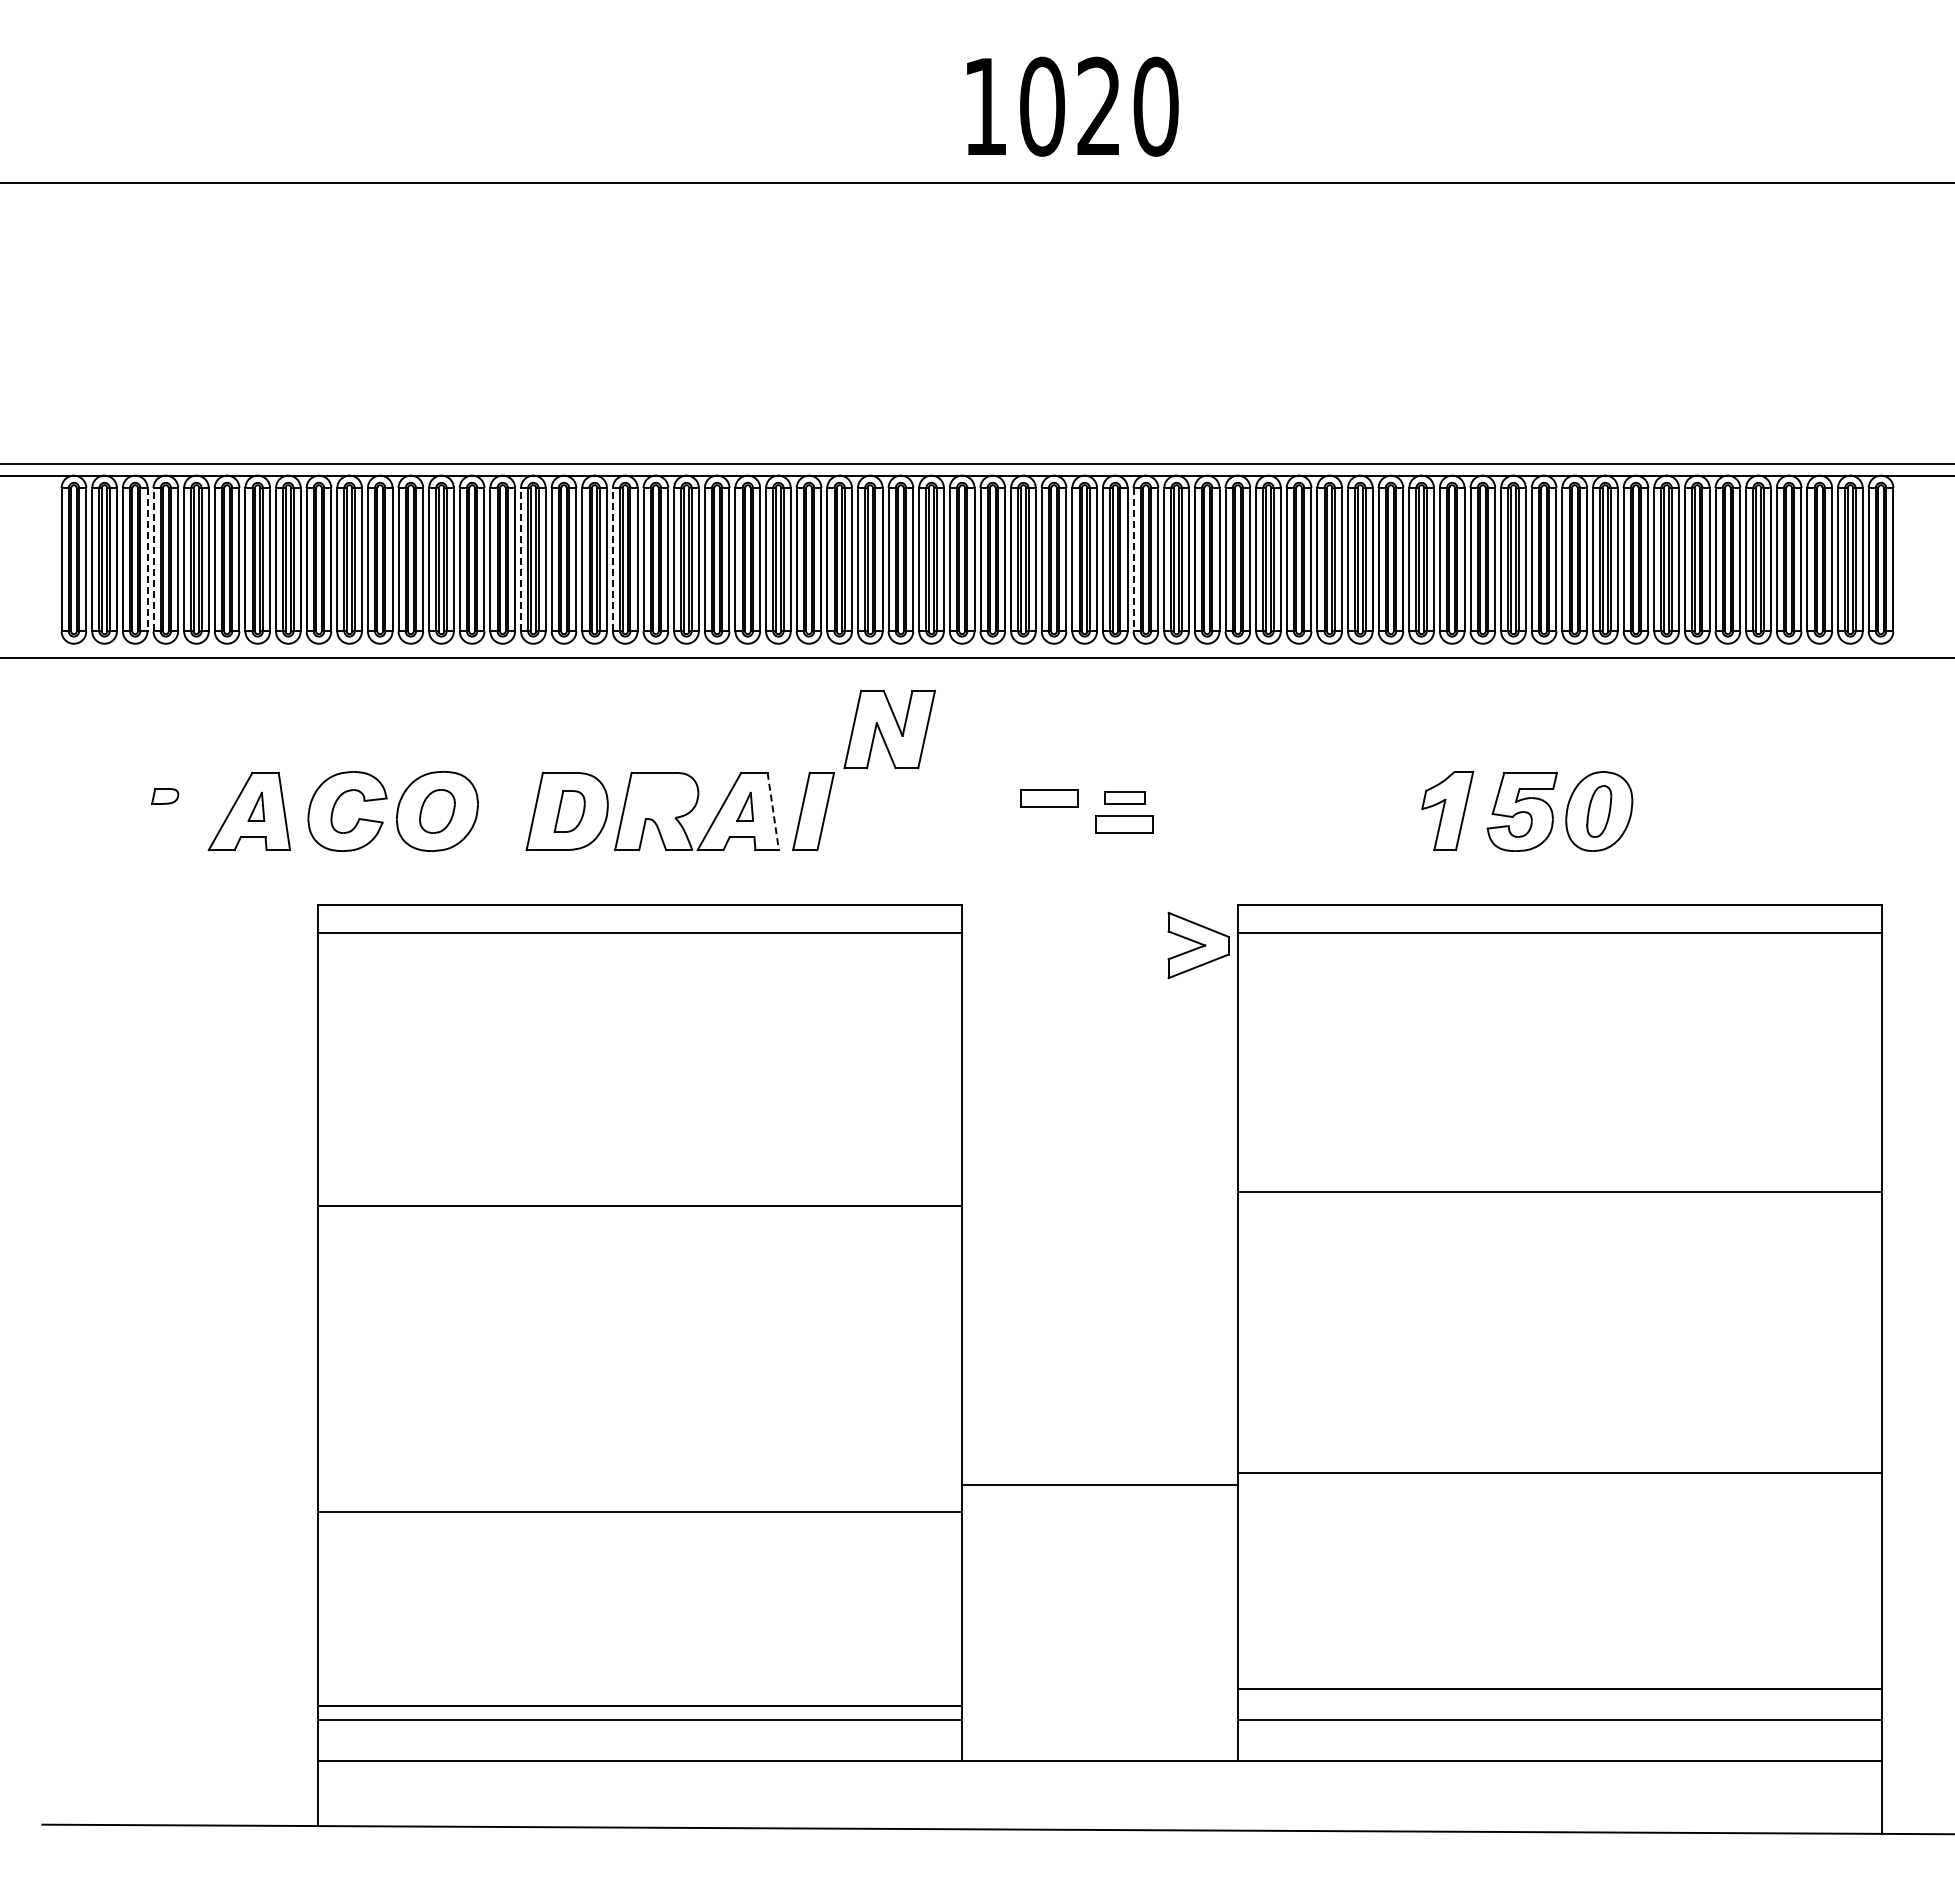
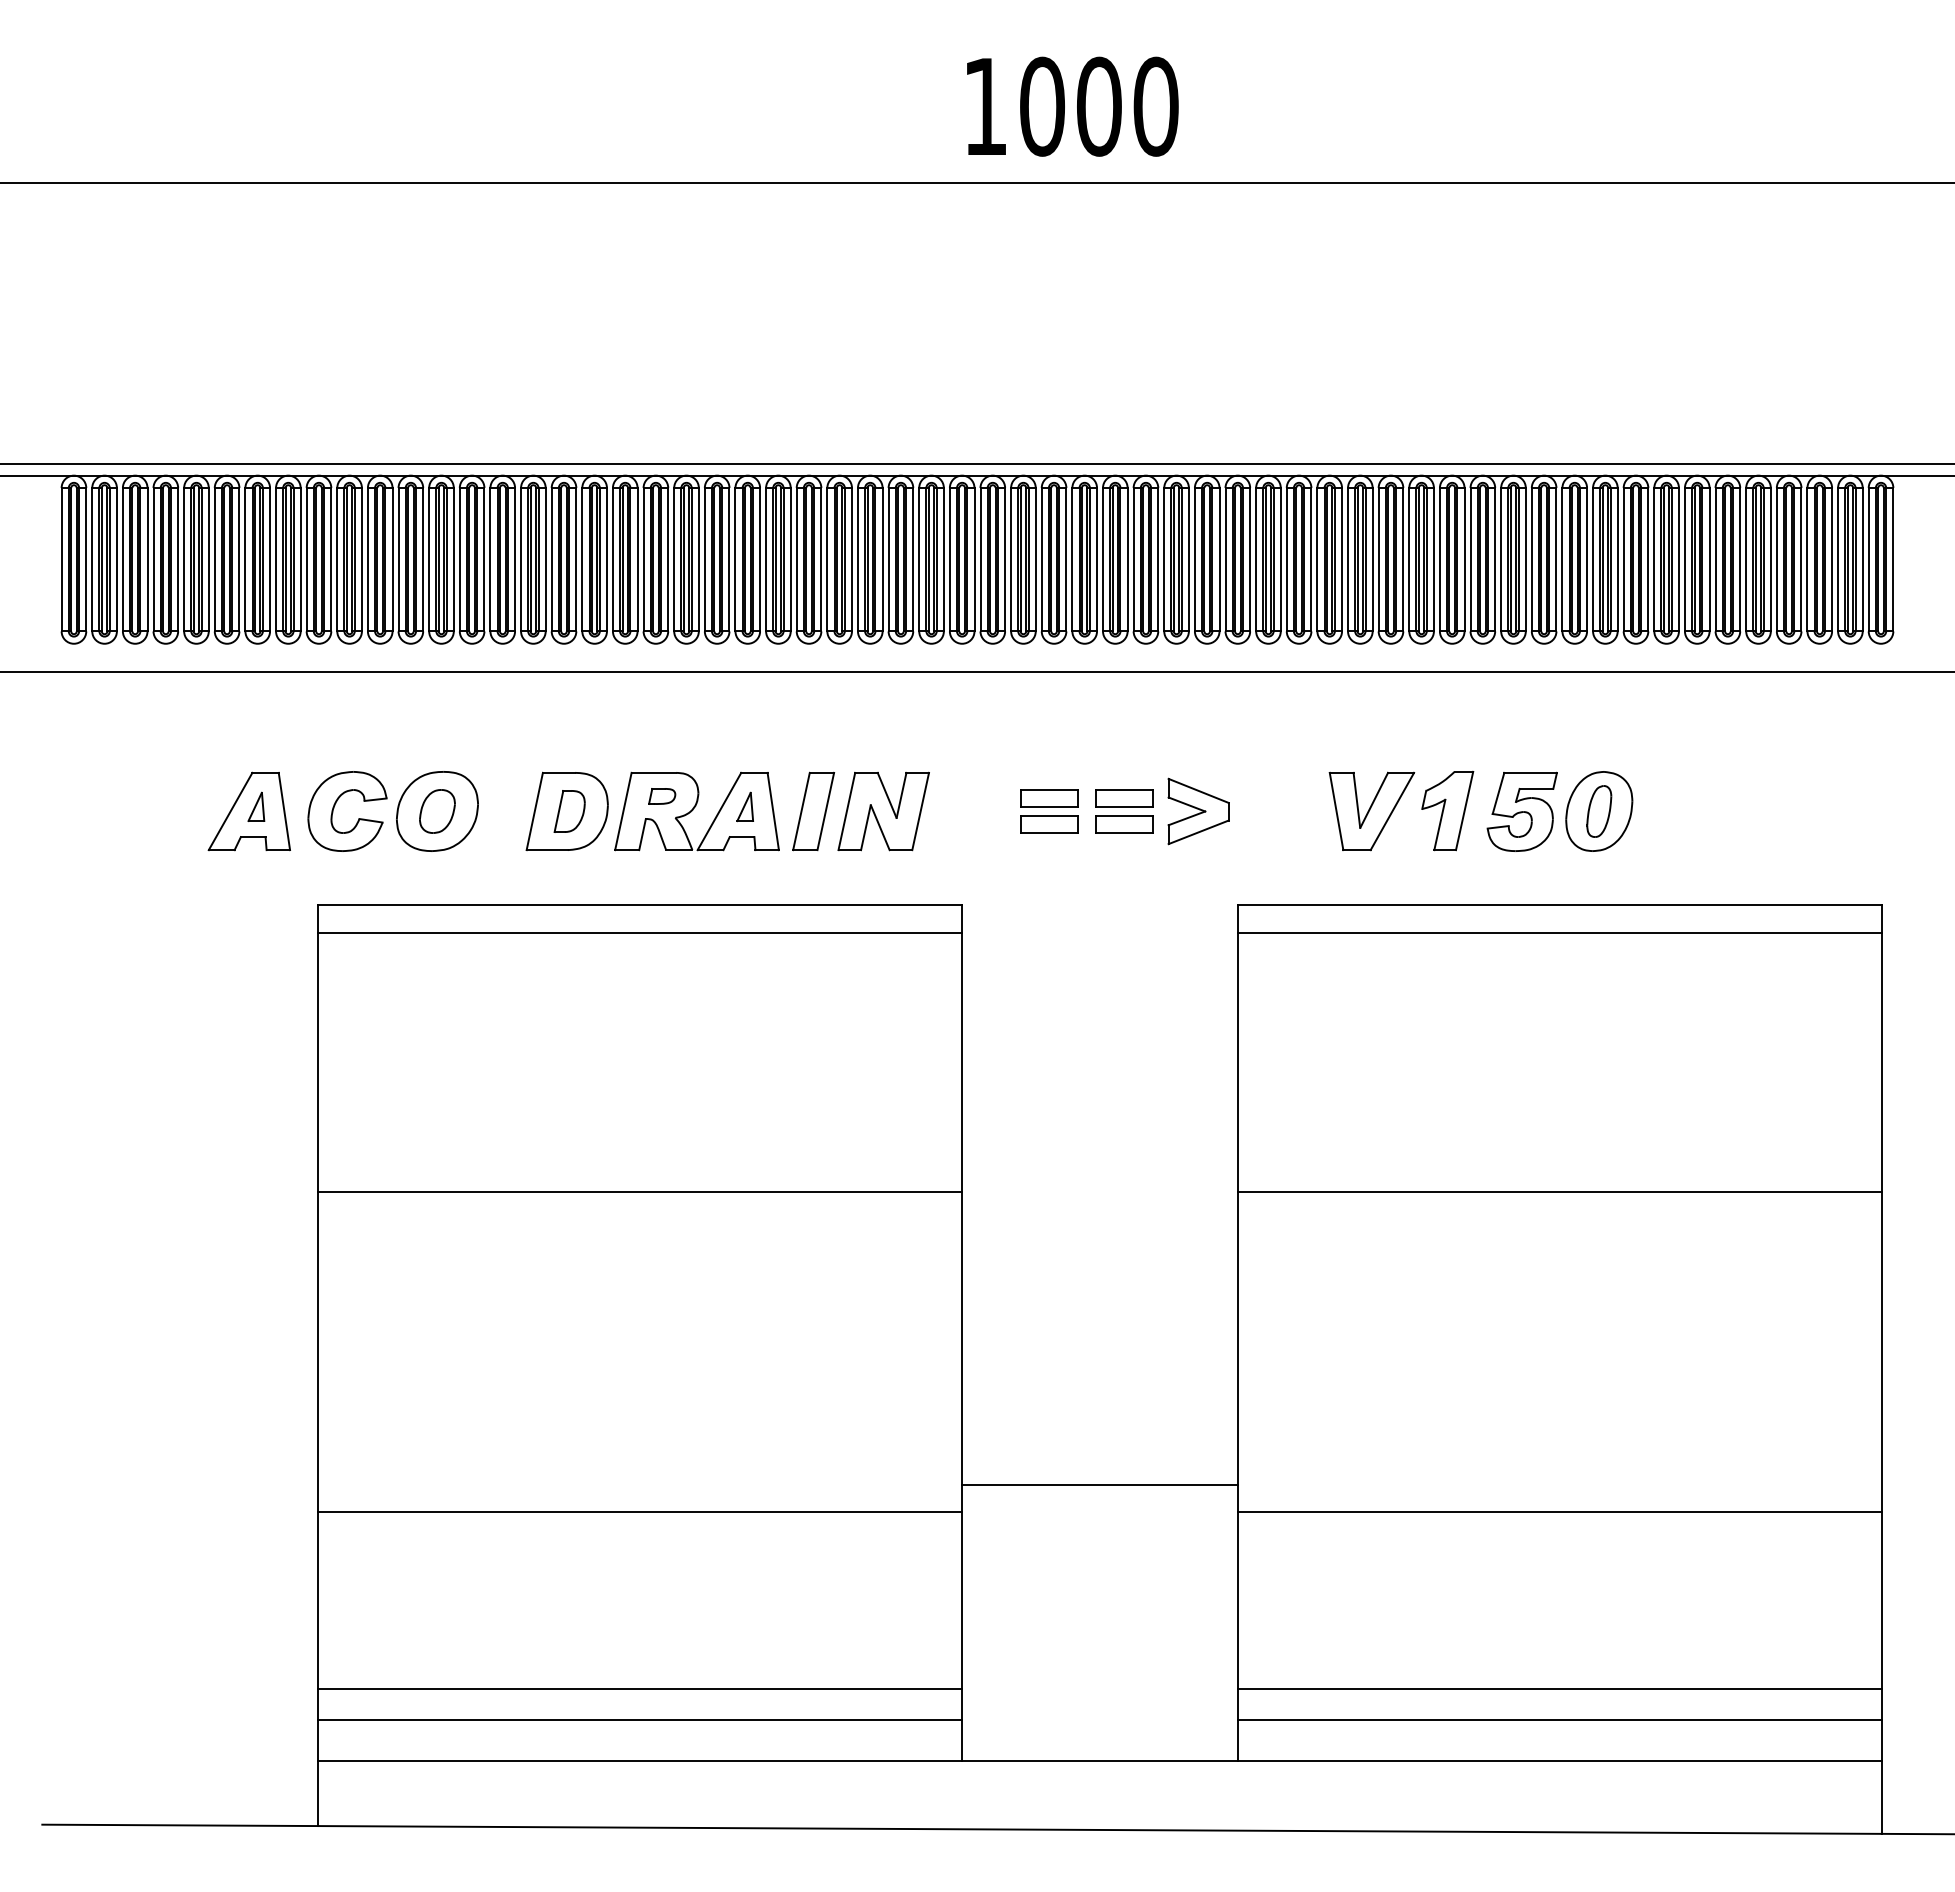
text: 1020 -> 1000 (1099, 106)
line: dashed -> solid (147, 559)
line: dashed -> solid (153, 559)
line: dashed -> solid (521, 559)
line: dashed -> solid (612, 559)
line: dashed -> solid (1133, 559)
line position: (976, 658) -> (976, 672) (976, 672)
part position: (889, 729) -> (883, 811) (883, 811)
part position: (165, 796) -> (662, 796) (662, 796)
part size: 42x14 px -> 59x19 px (1124, 798)
part: none -> present (1371, 811)
line: dashed -> solid (773, 812)
part: none -> present (1049, 824)
part position: (1198, 945) -> (1198, 811) (1198, 811)
line position: (640, 1206) -> (640, 1192) (640, 1192)
line position: (1559, 1473) -> (1559, 1512) (1559, 1512)
line position: (640, 1705) -> (640, 1688) (640, 1688)
